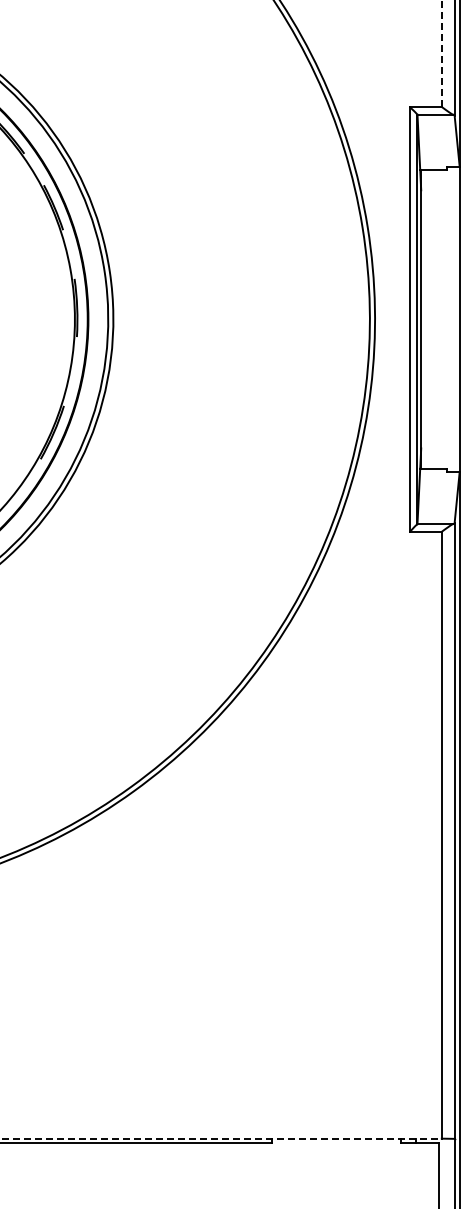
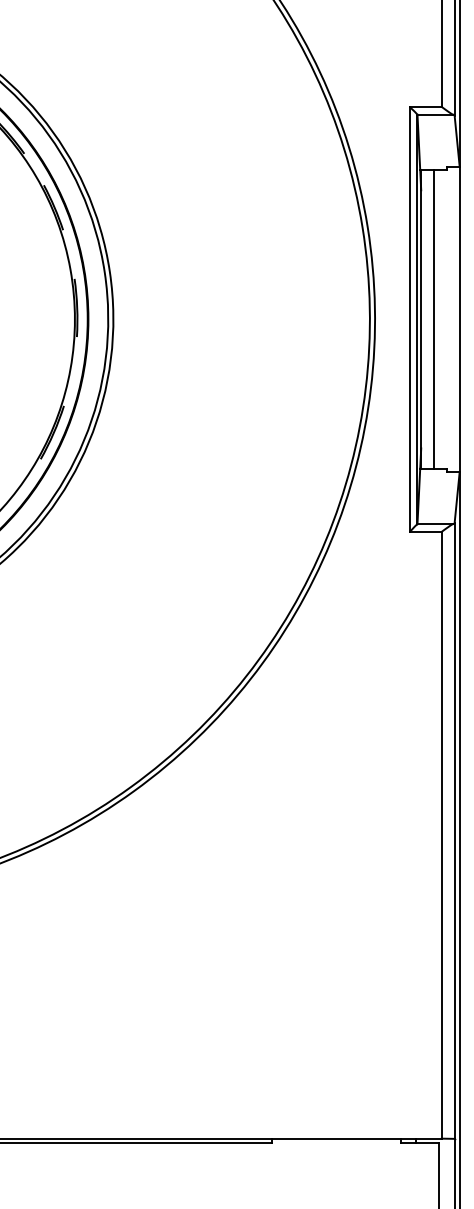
line: dashed -> solid (441, 53)
line: none -> present (434, 318)
line: dashed -> solid (220, 1138)
